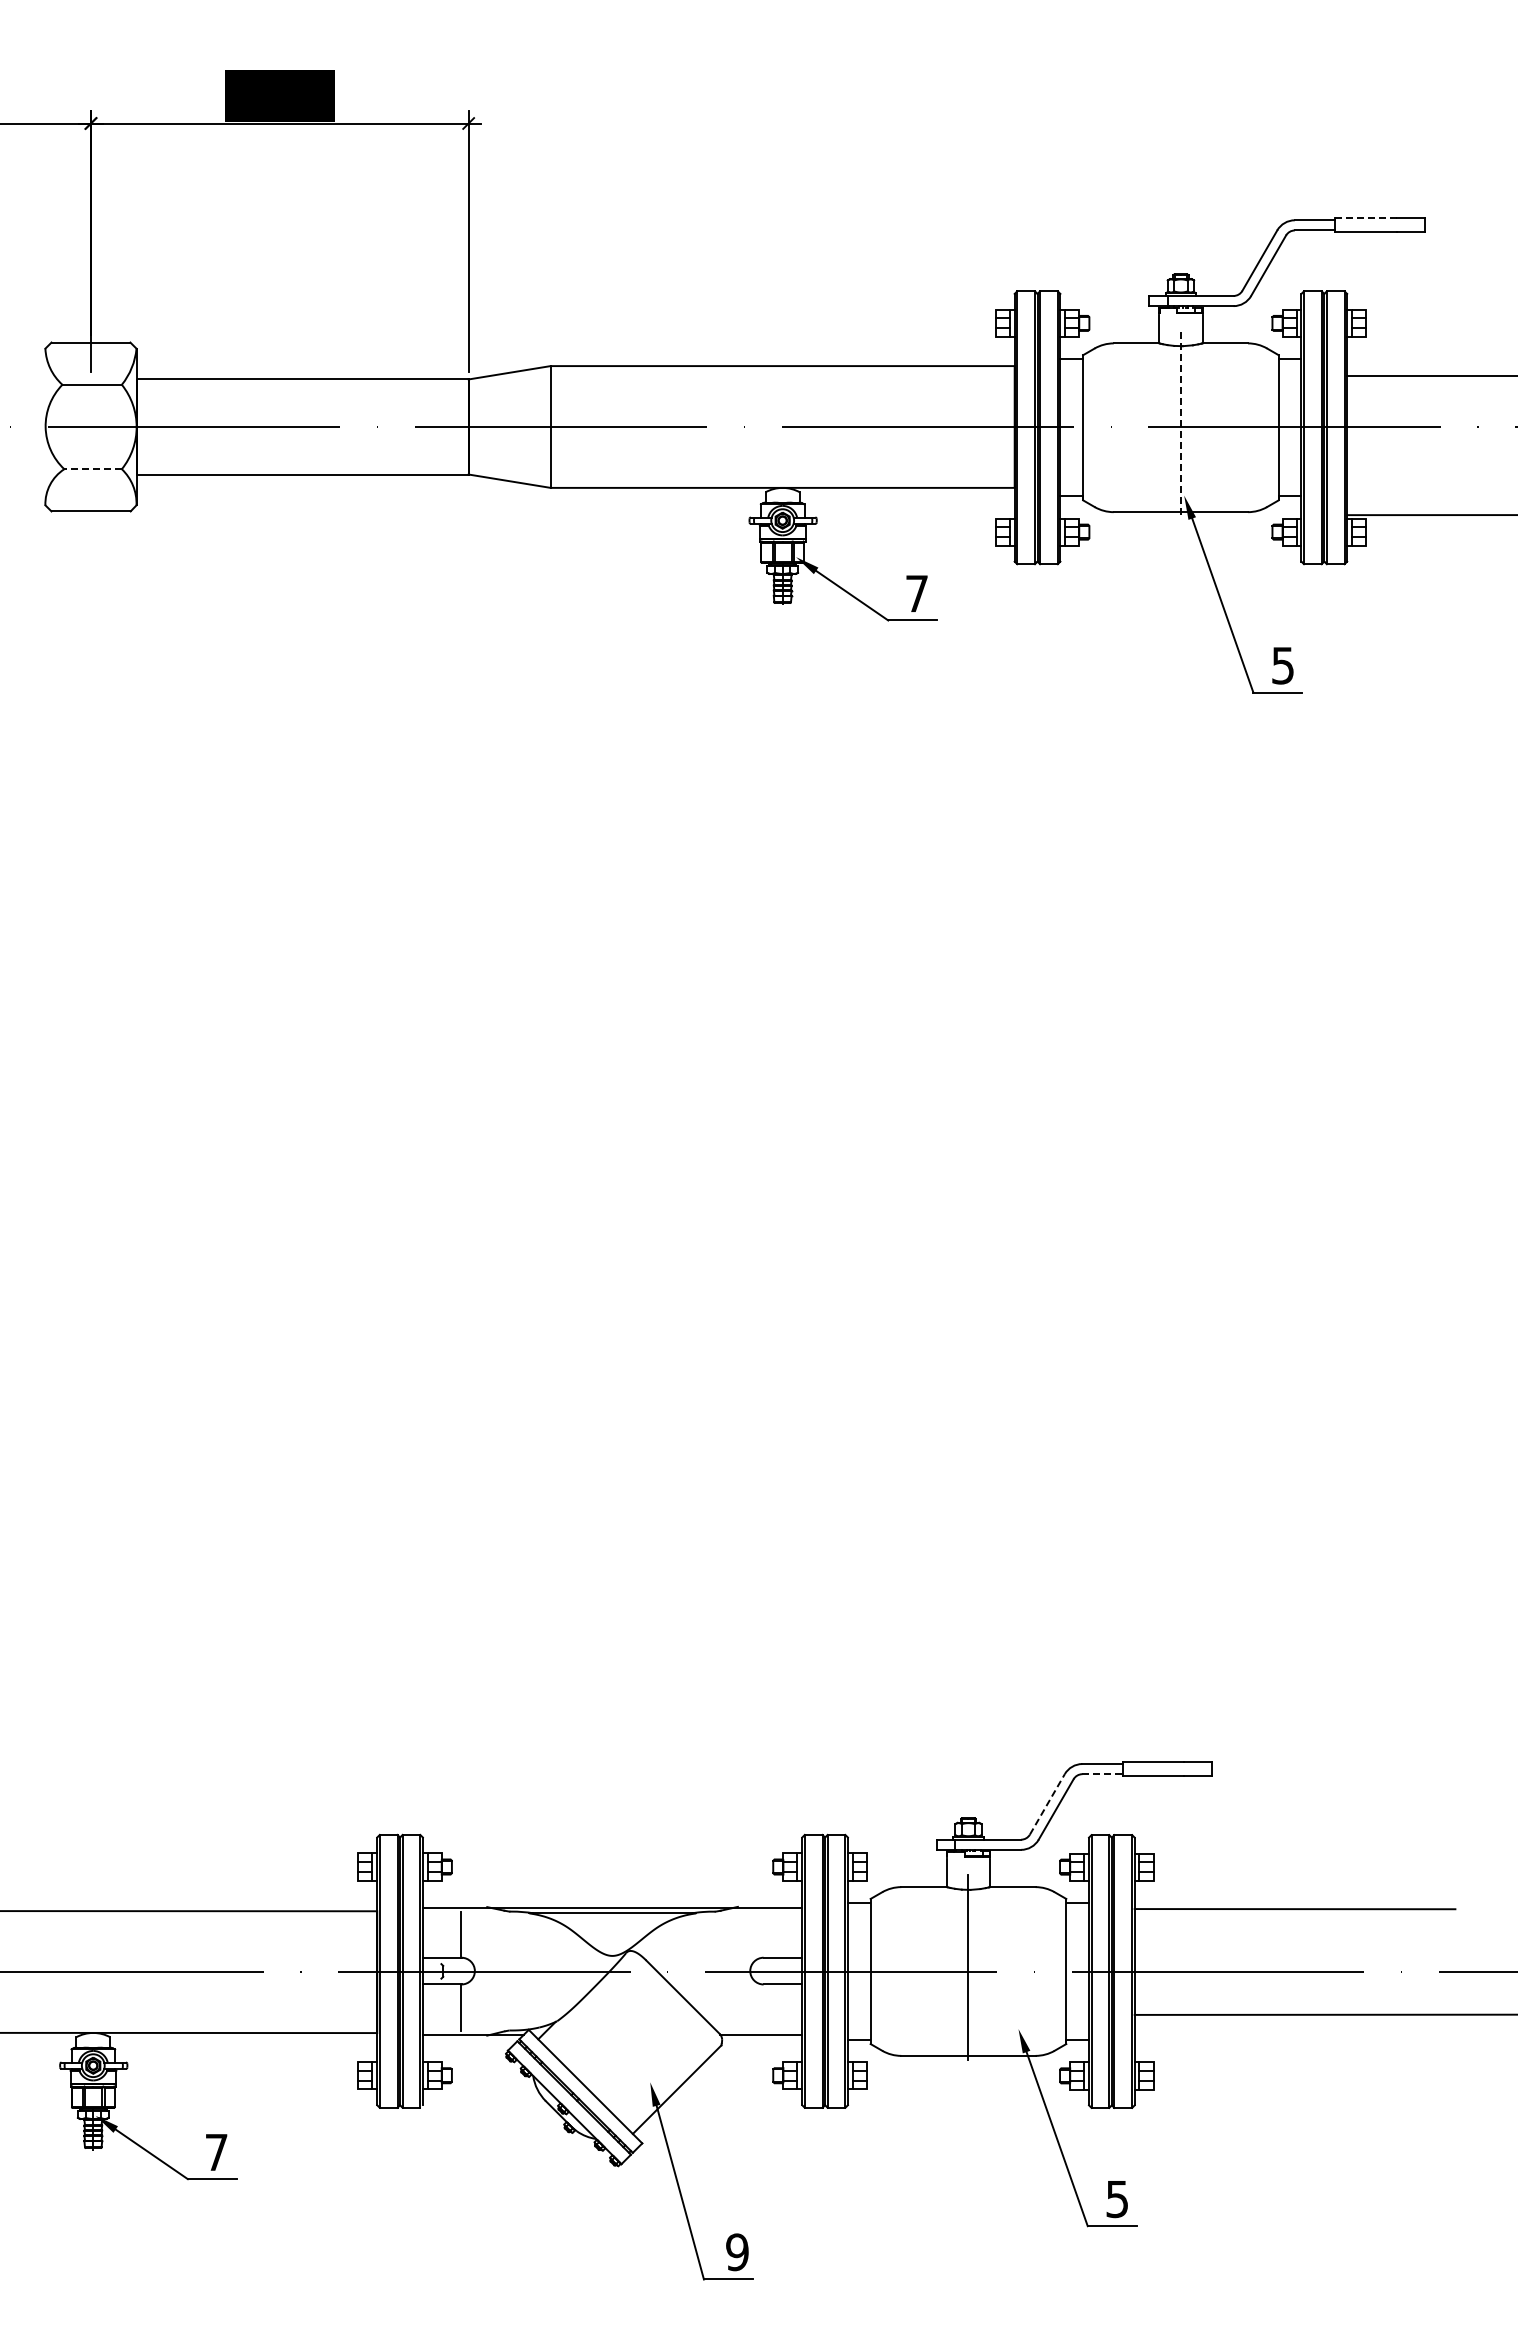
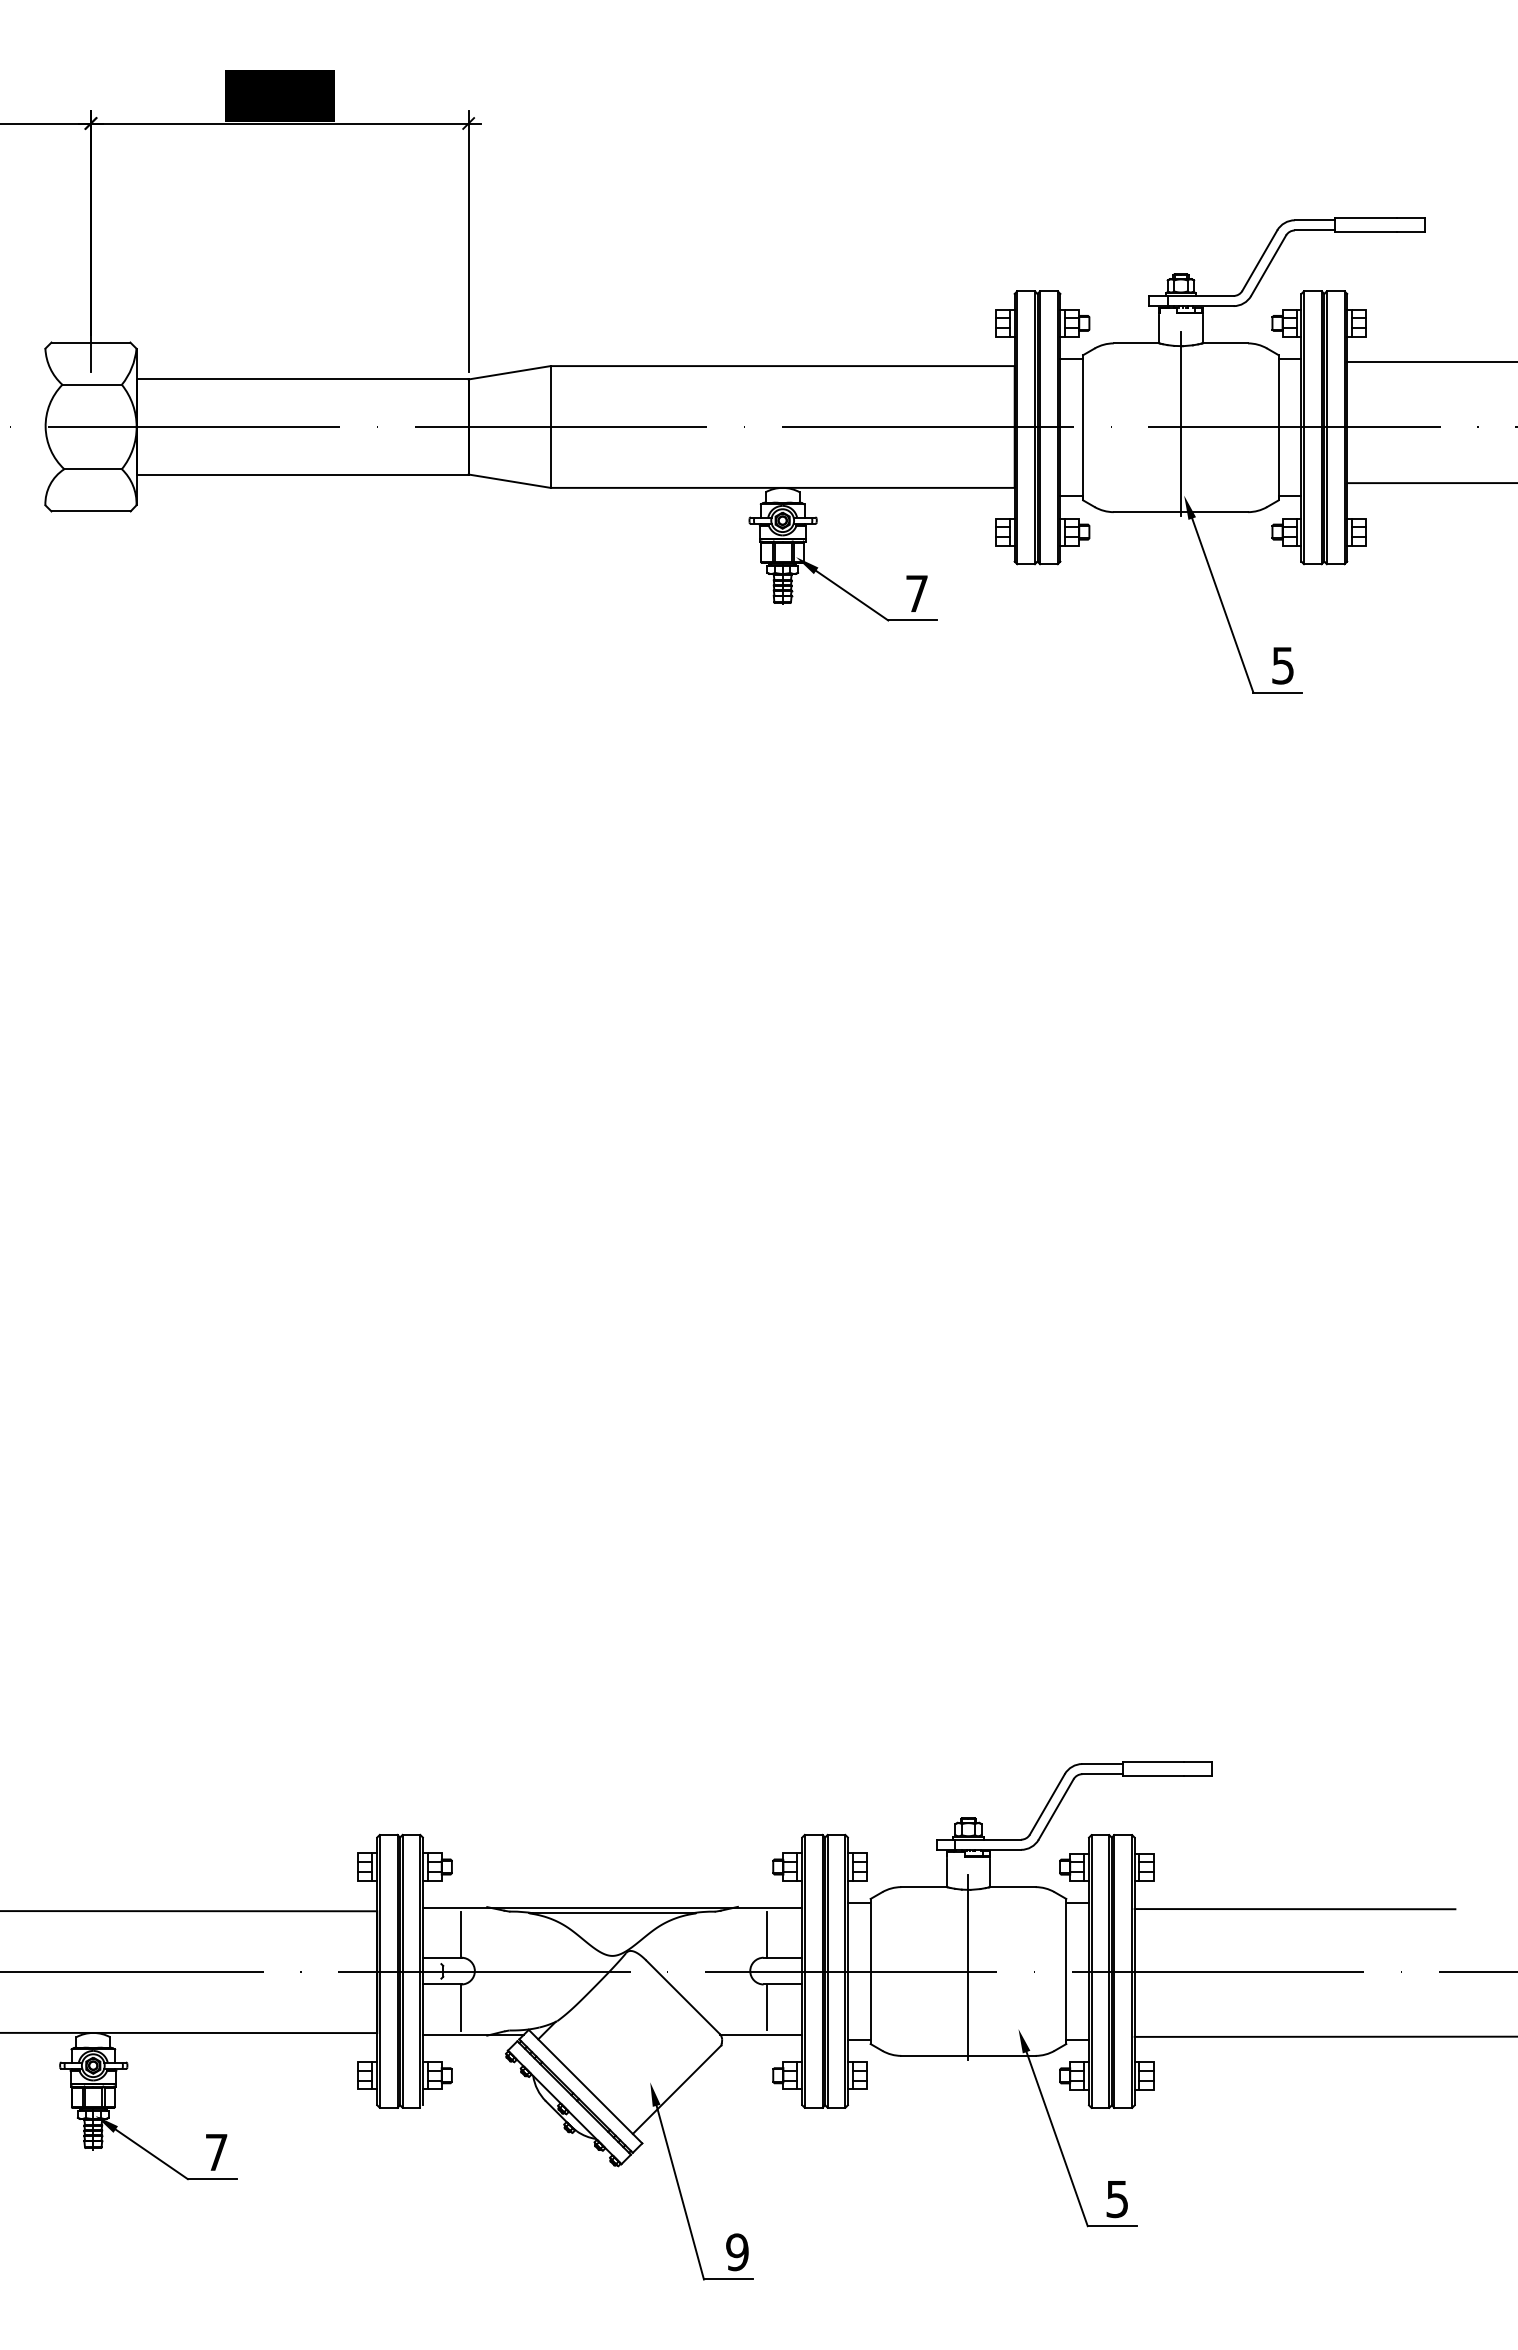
line: dashed -> solid (1365, 218)
line position: (1430, 376) -> (1430, 362) (1430, 362)
line: dashed -> solid (1180, 424)
line: dashed -> solid (93, 469)
line position: (1430, 515) -> (1430, 483) (1430, 483)
line: dashed -> solid (1103, 1774)
line: dashed -> solid (1047, 1804)
line: none -> present (766, 1934)
line: none -> present (766, 2006)
line position: (1324, 2014) -> (1324, 2036) (1324, 2036)
